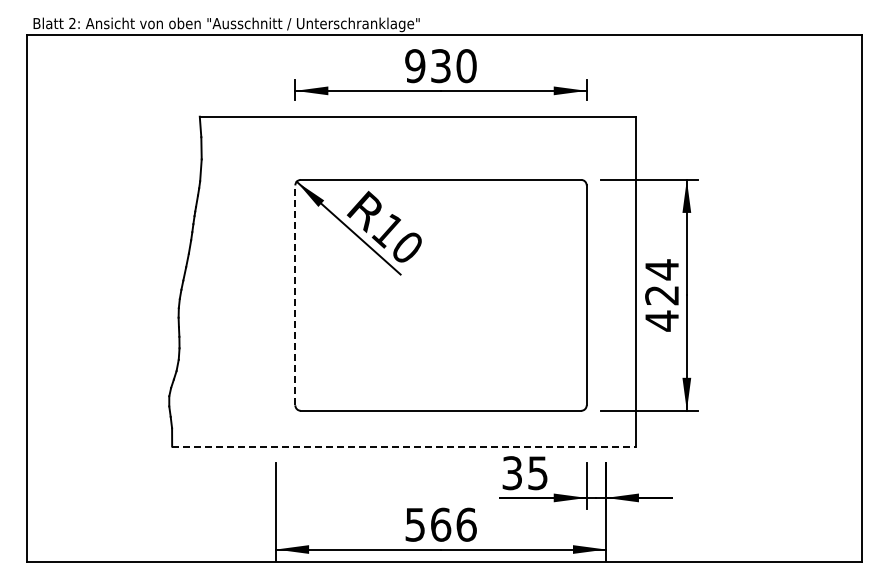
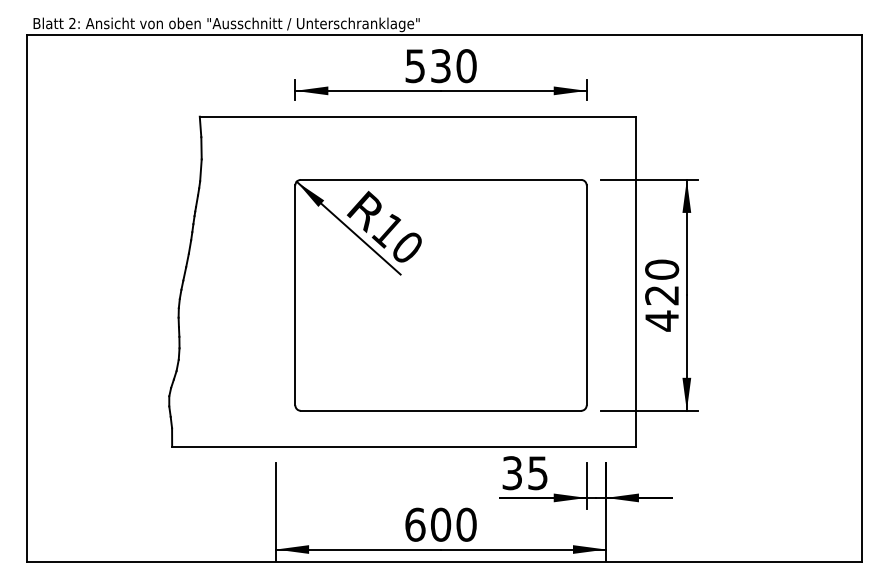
text: 930 -> 530 (415, 65)
text: 424 -> 420 (662, 269)
line: dashed -> solid (295, 295)
line: dashed -> solid (404, 446)
text: 566 -> 600 (440, 524)
